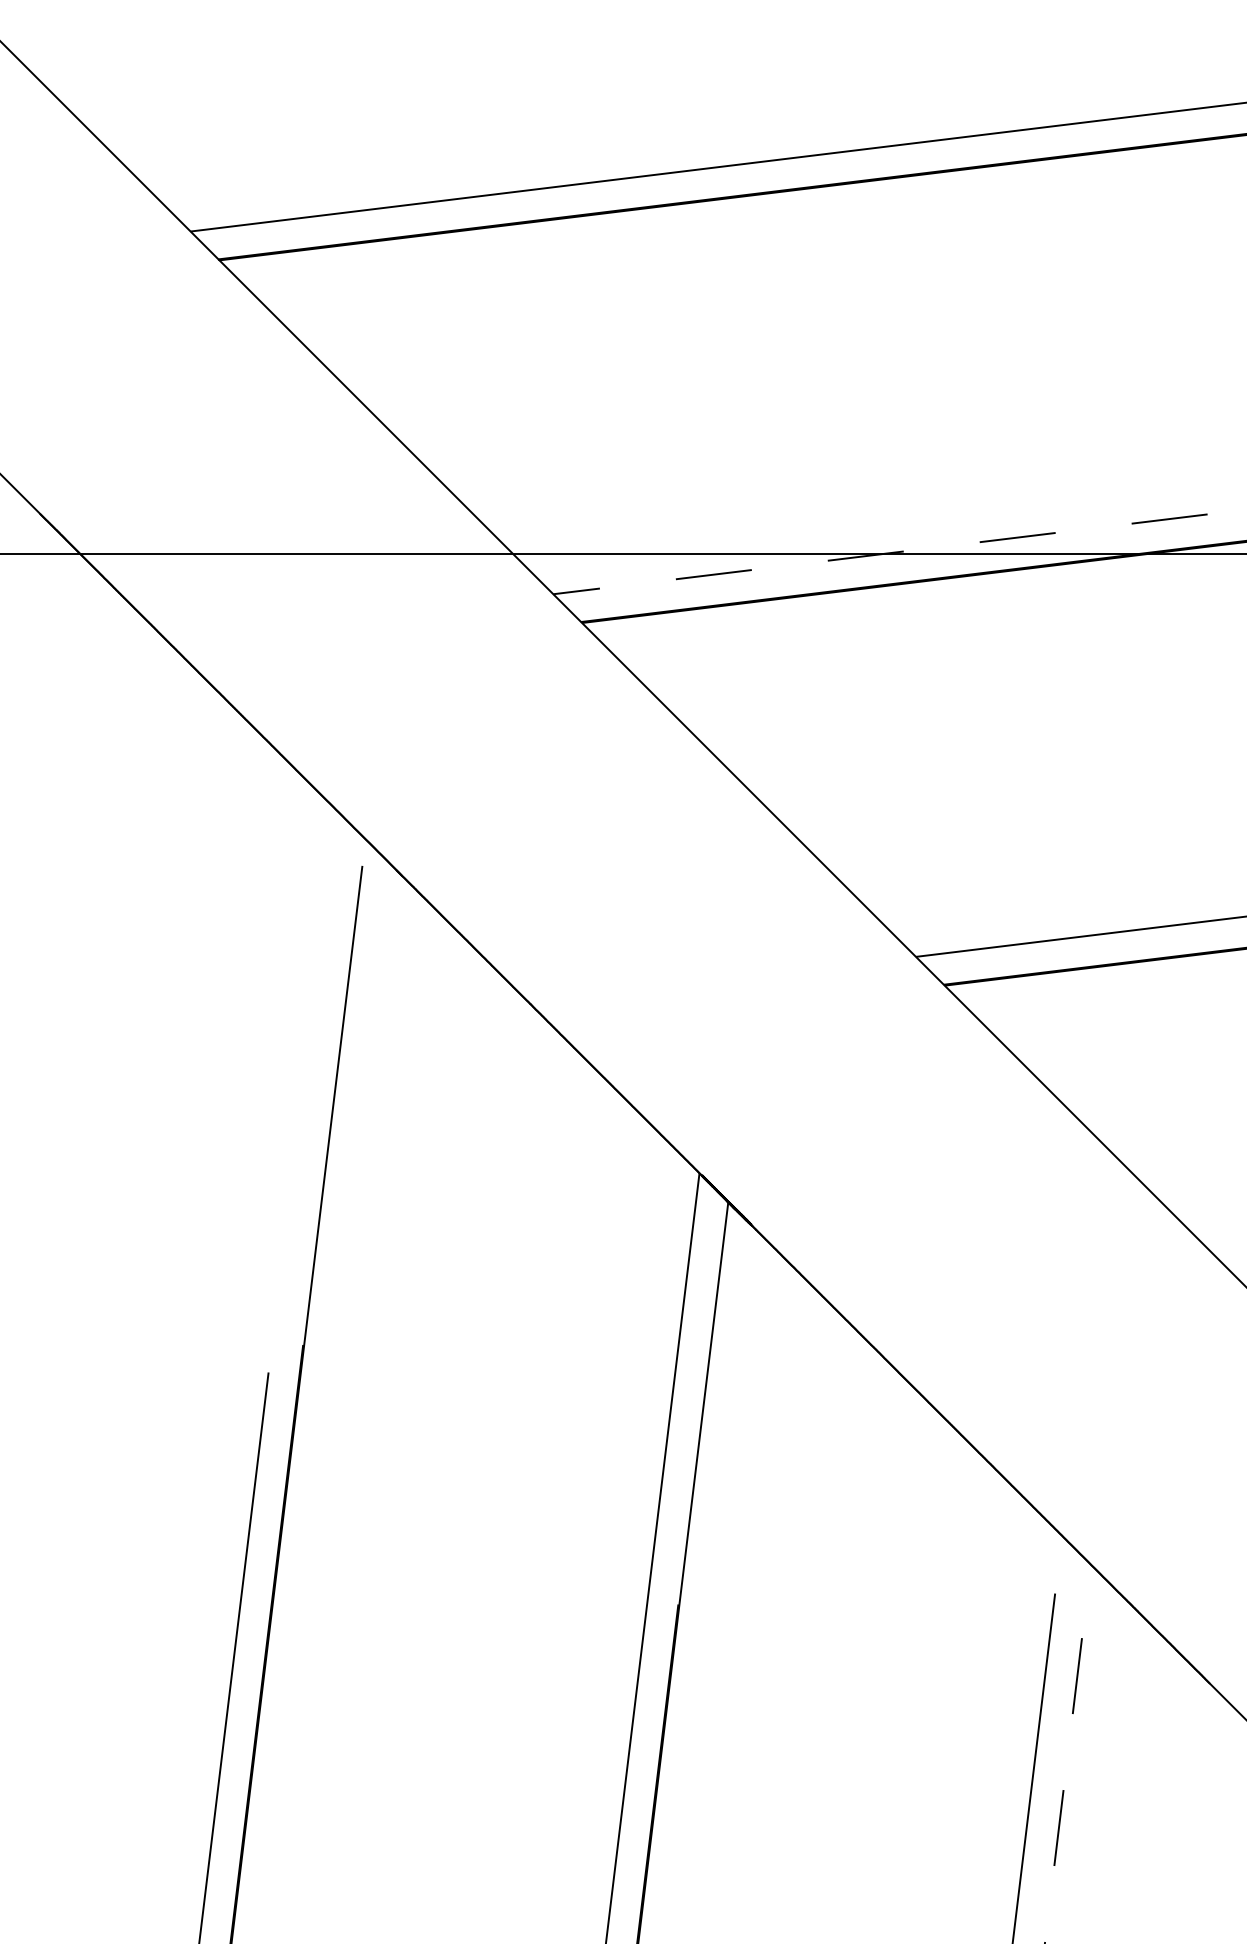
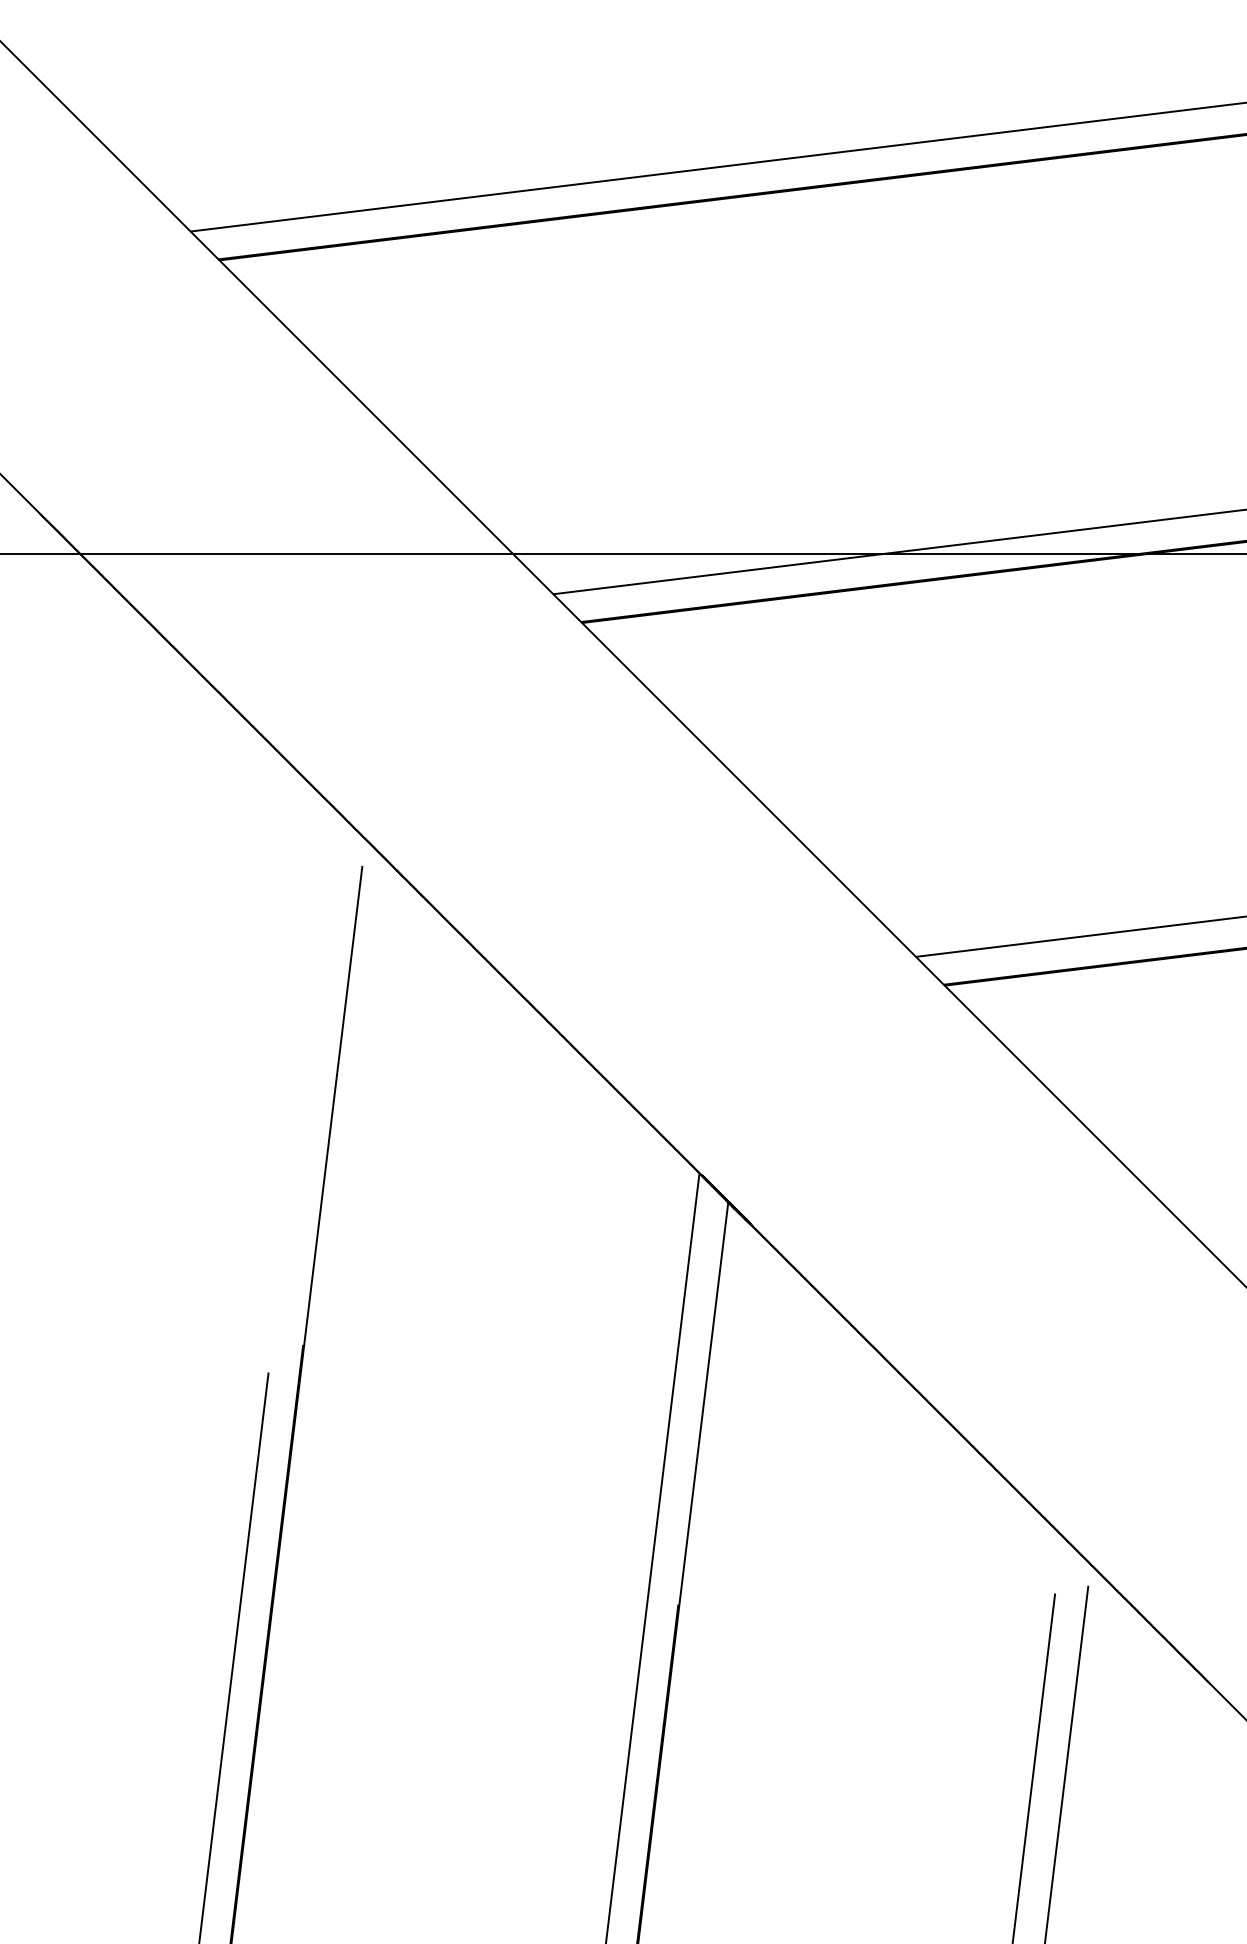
line: dashed -> solid (899, 551)
line: dashed -> solid (1066, 1764)
